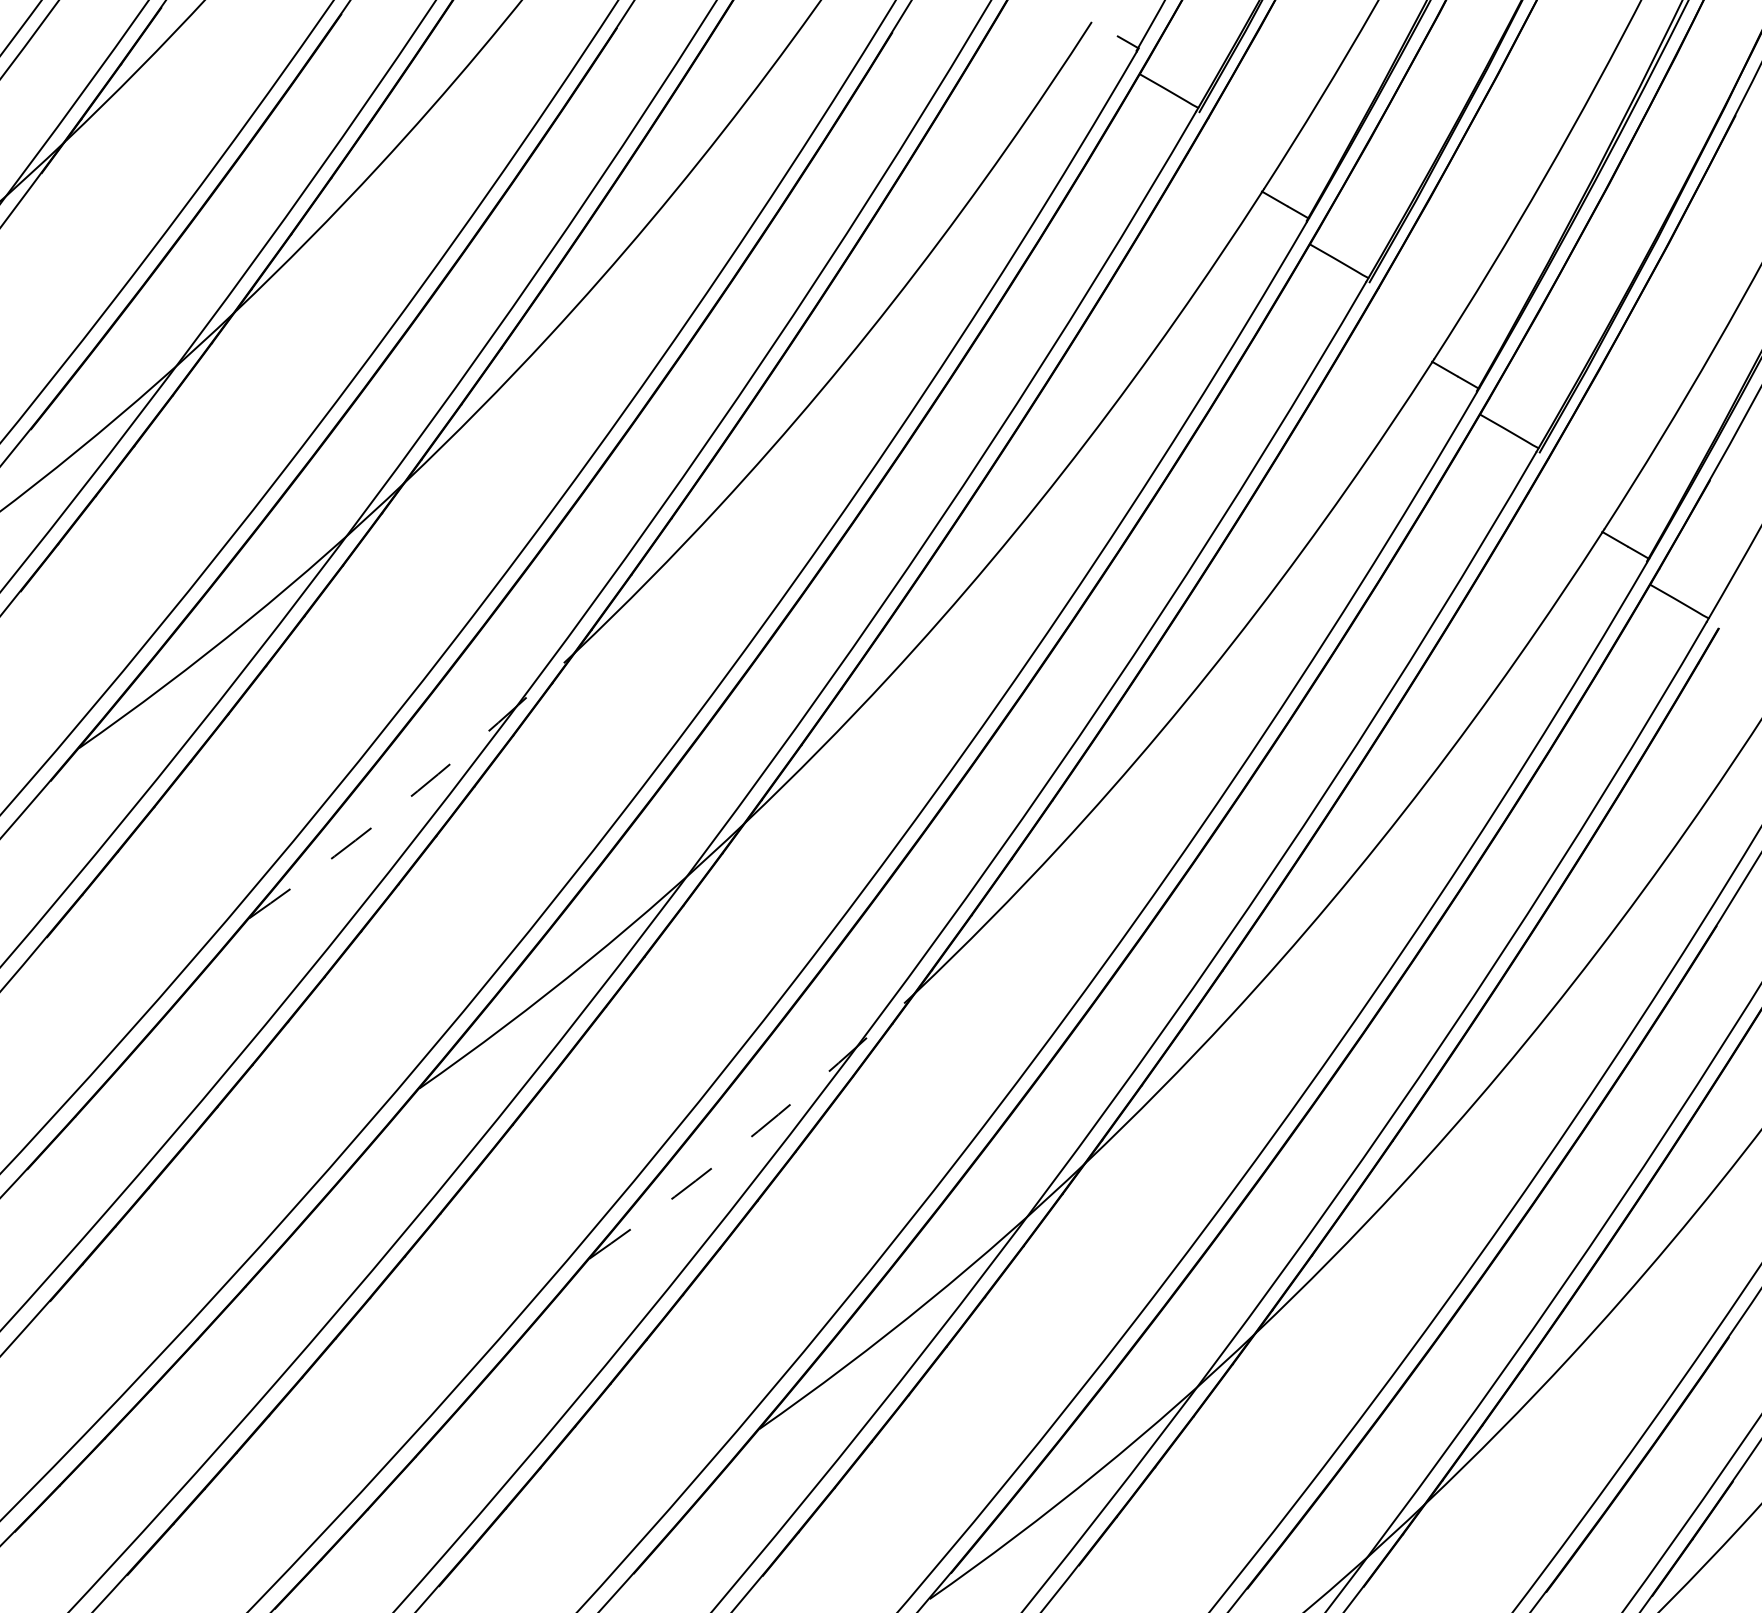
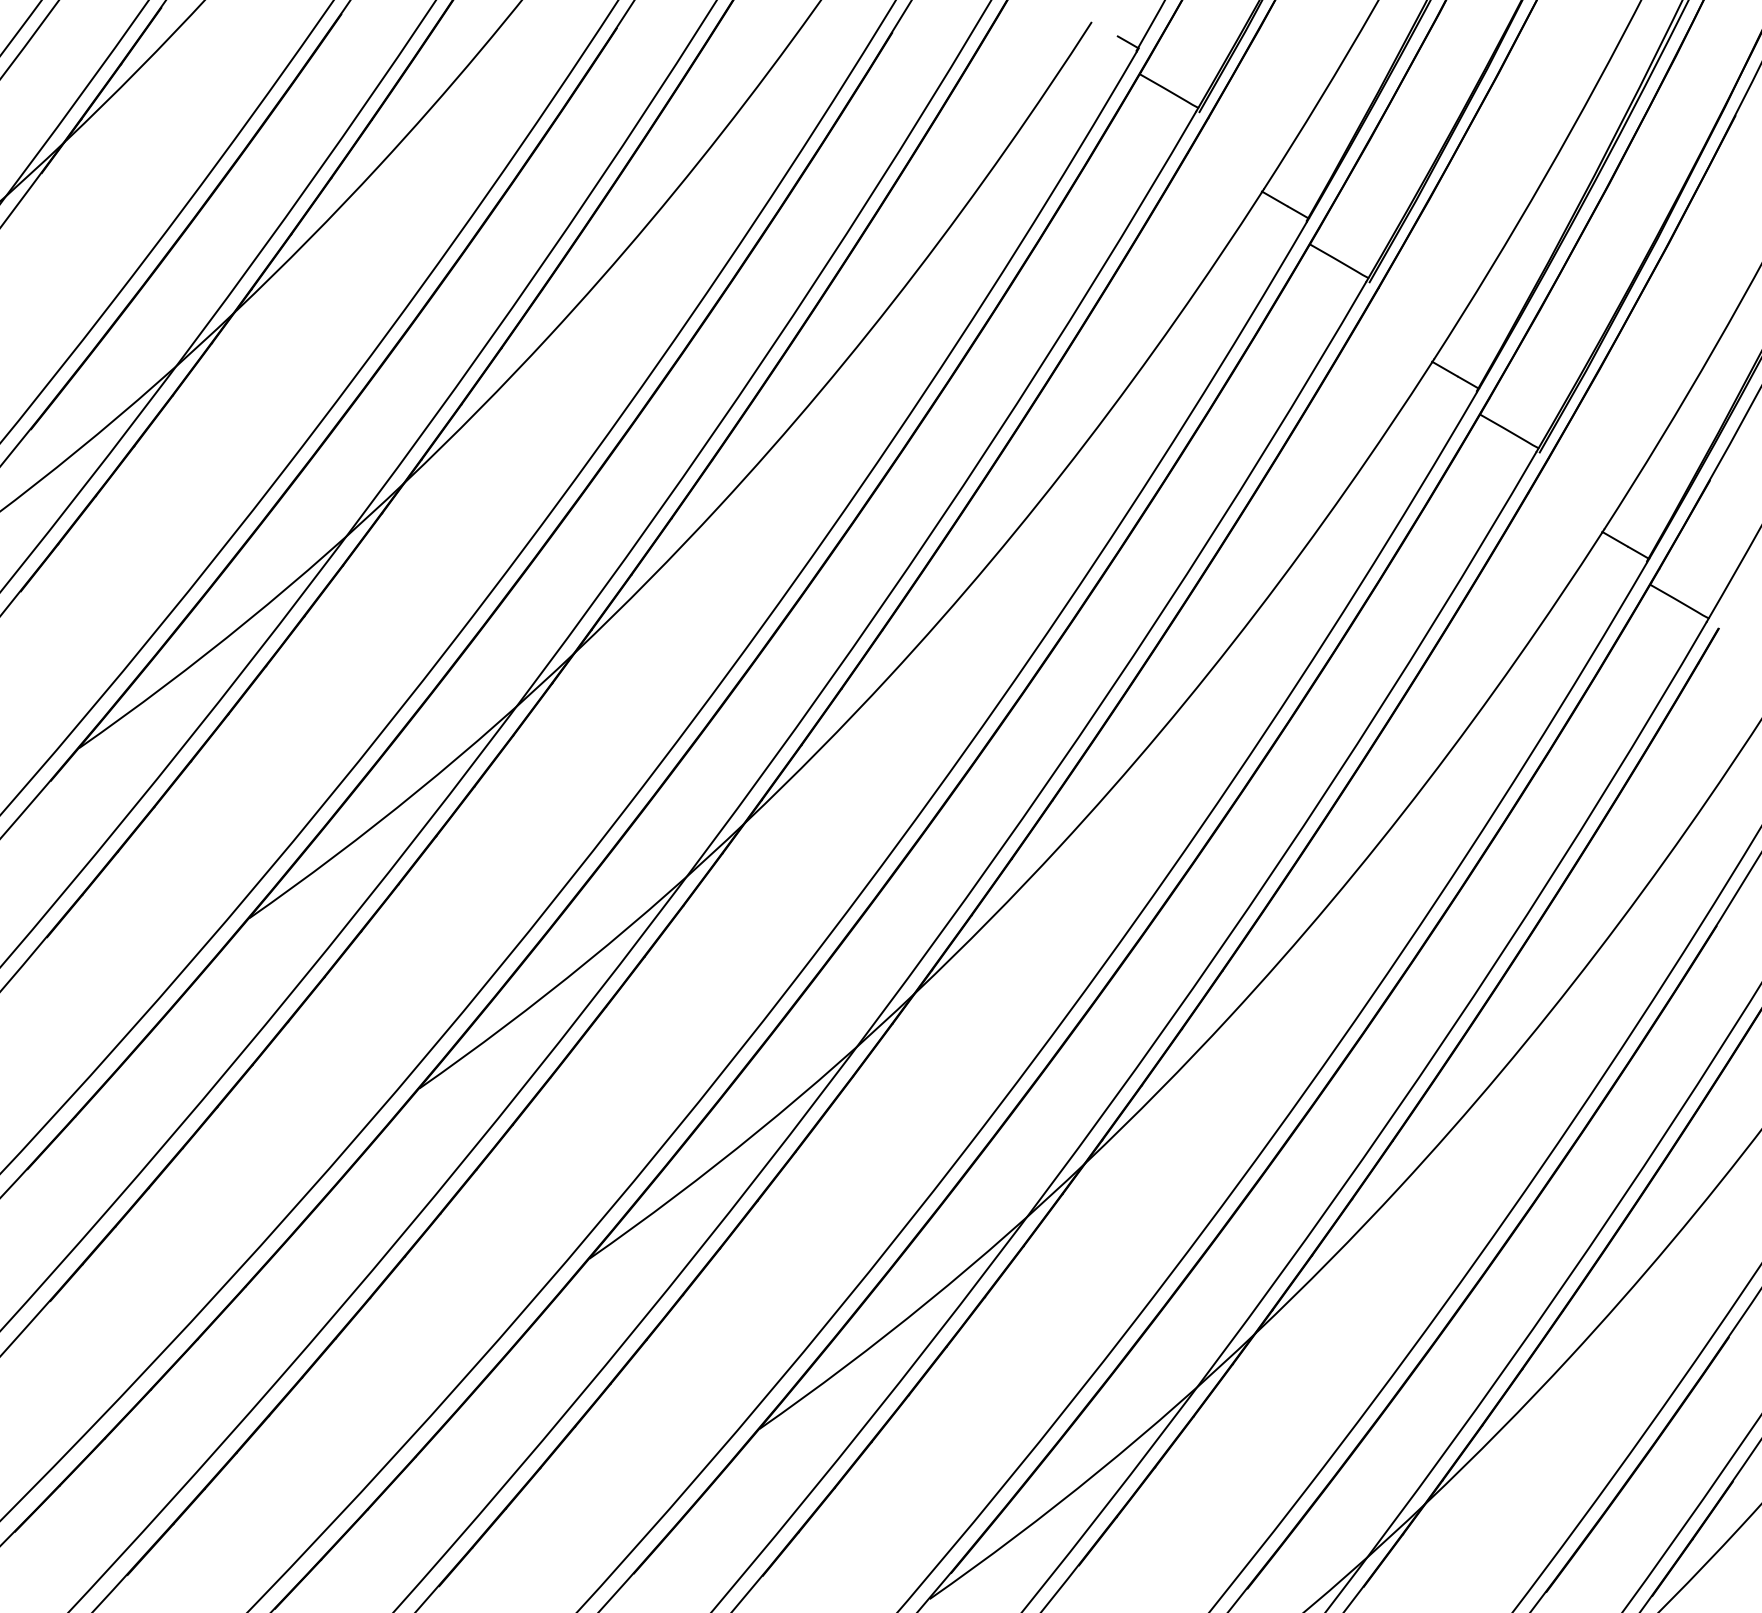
arc: dashed -> solid (417, 791)
arc: dashed -> solid (758, 1131)
